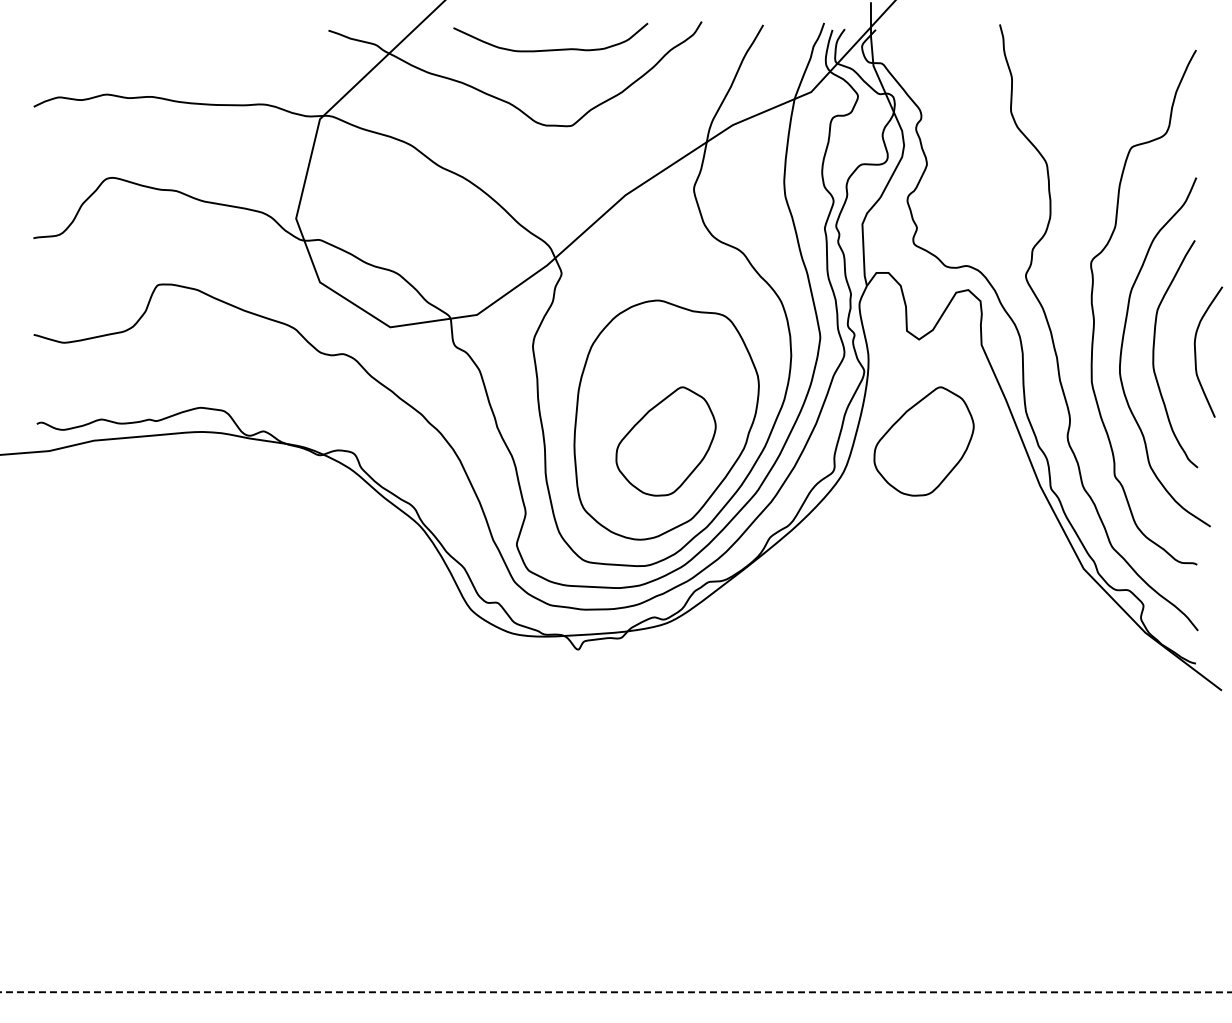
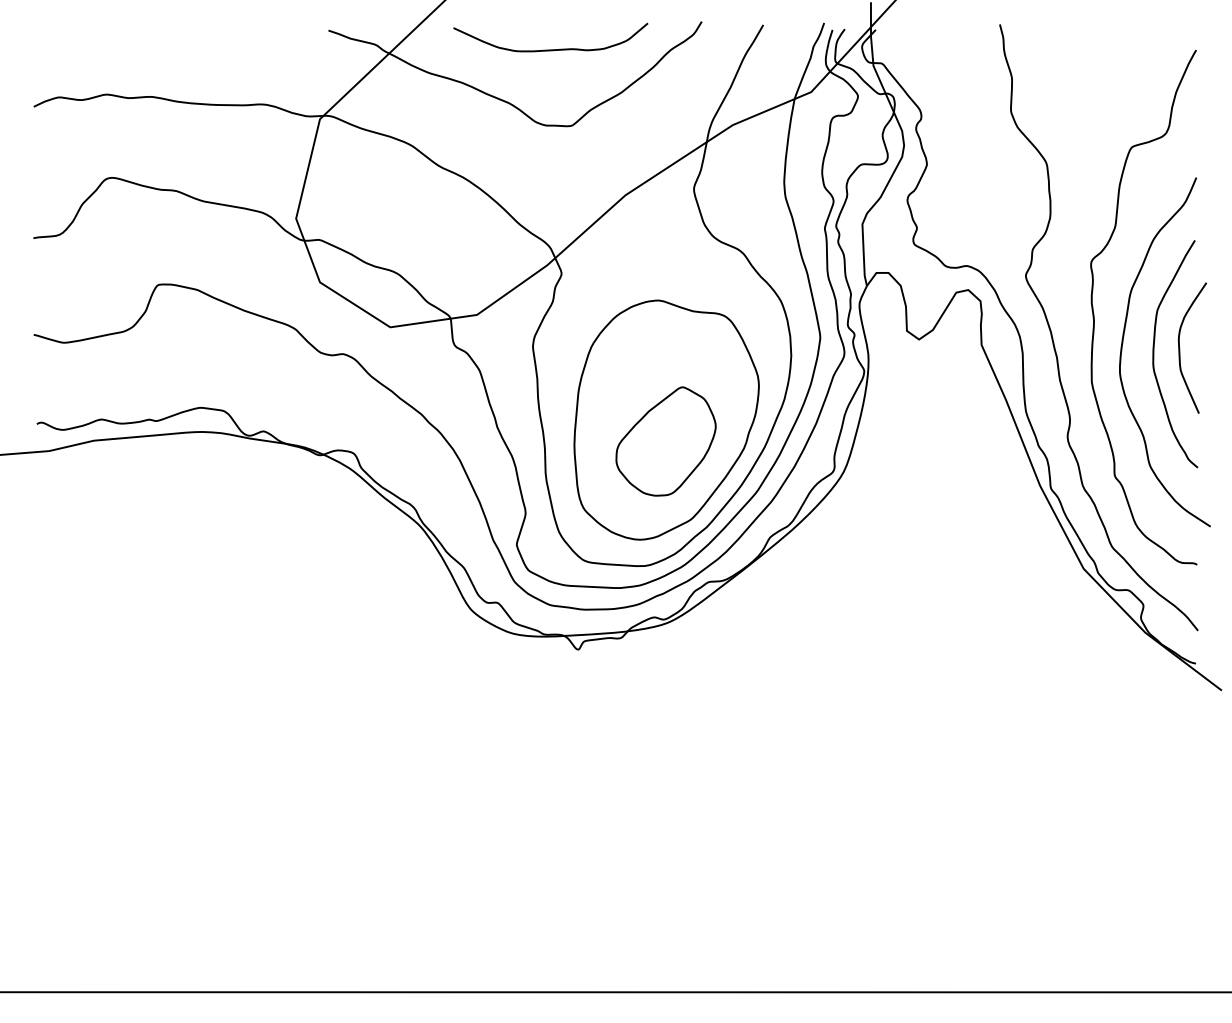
curve position: (1196, 351) -> (1180, 347) (1180, 347)
part: present -> none (923, 441)
line: dashed -> solid (615, 992)
